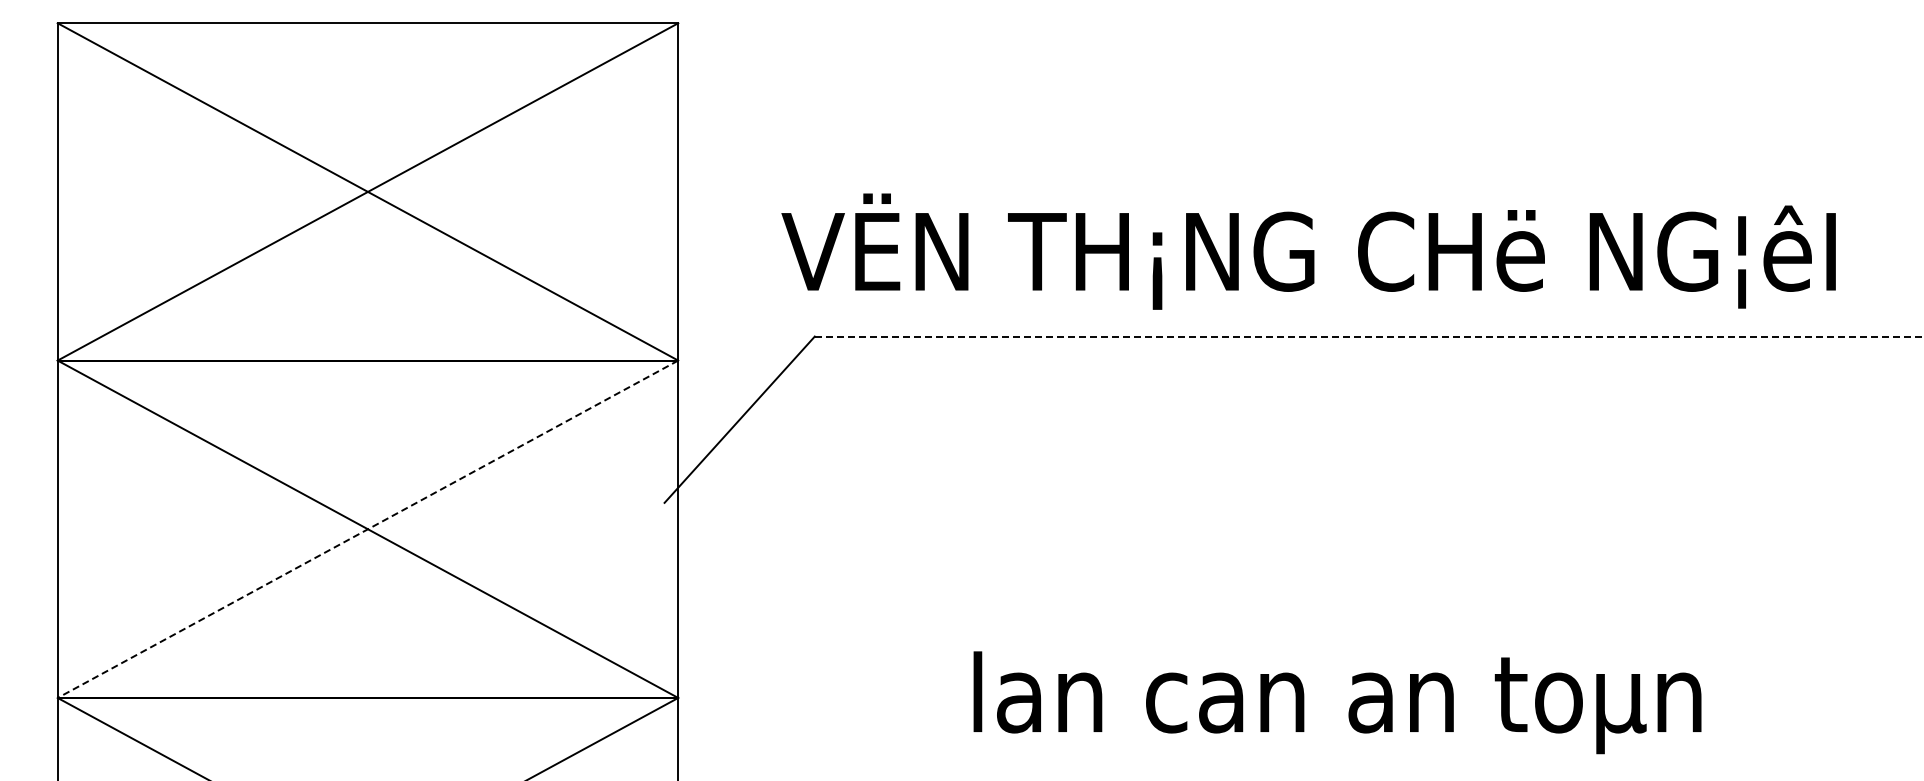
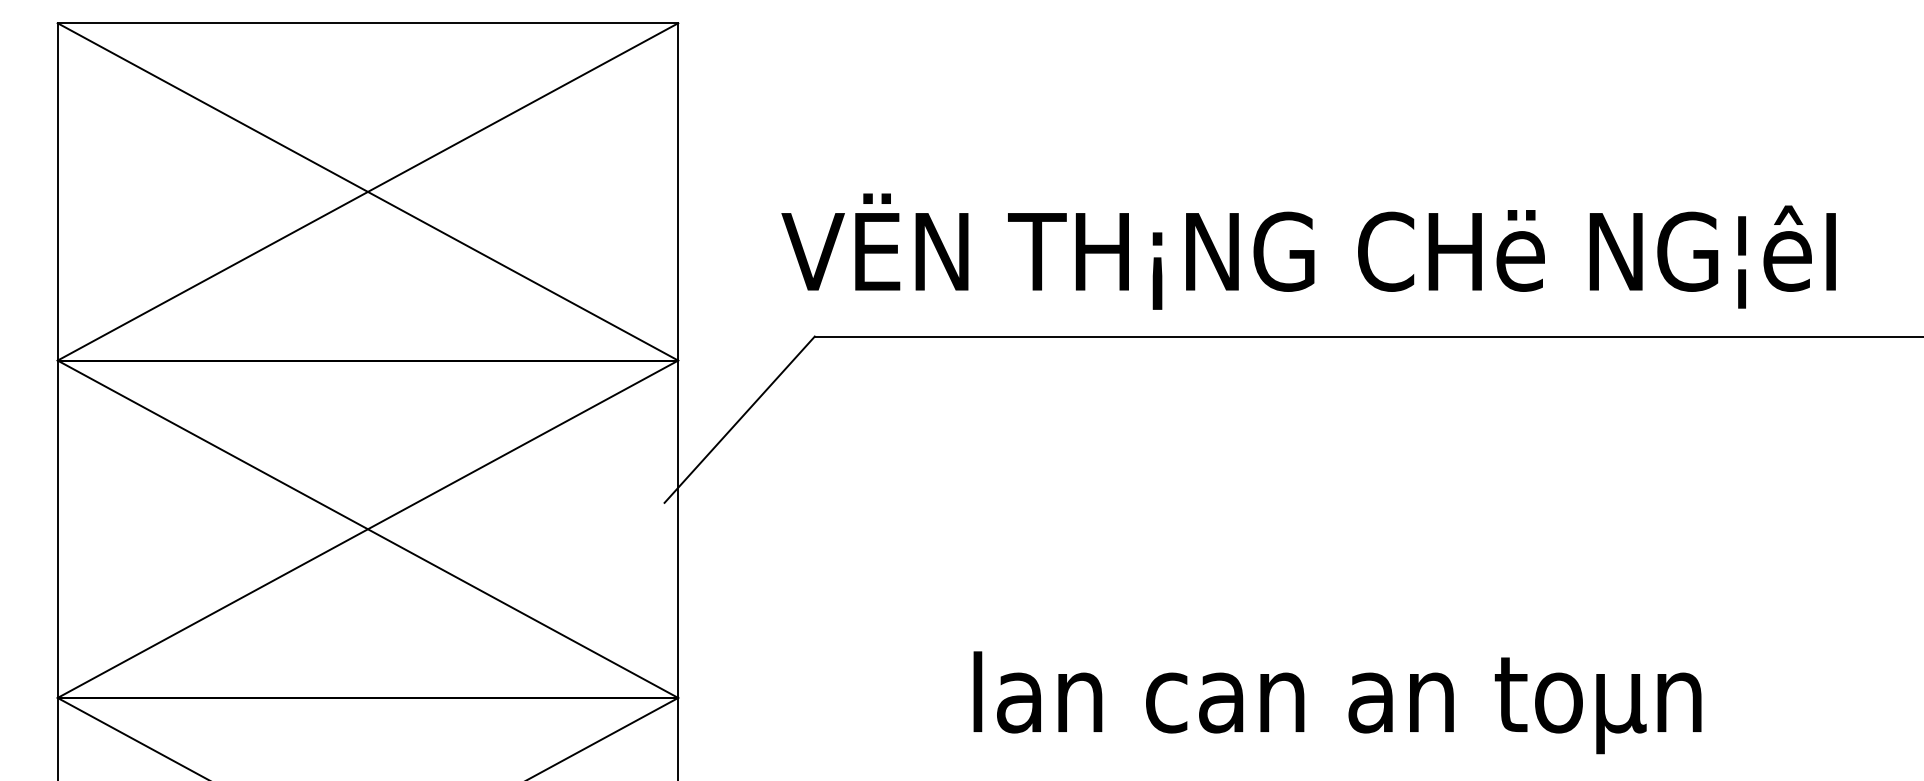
line: dashed -> solid (1369, 336)
line: dashed -> solid (367, 529)
